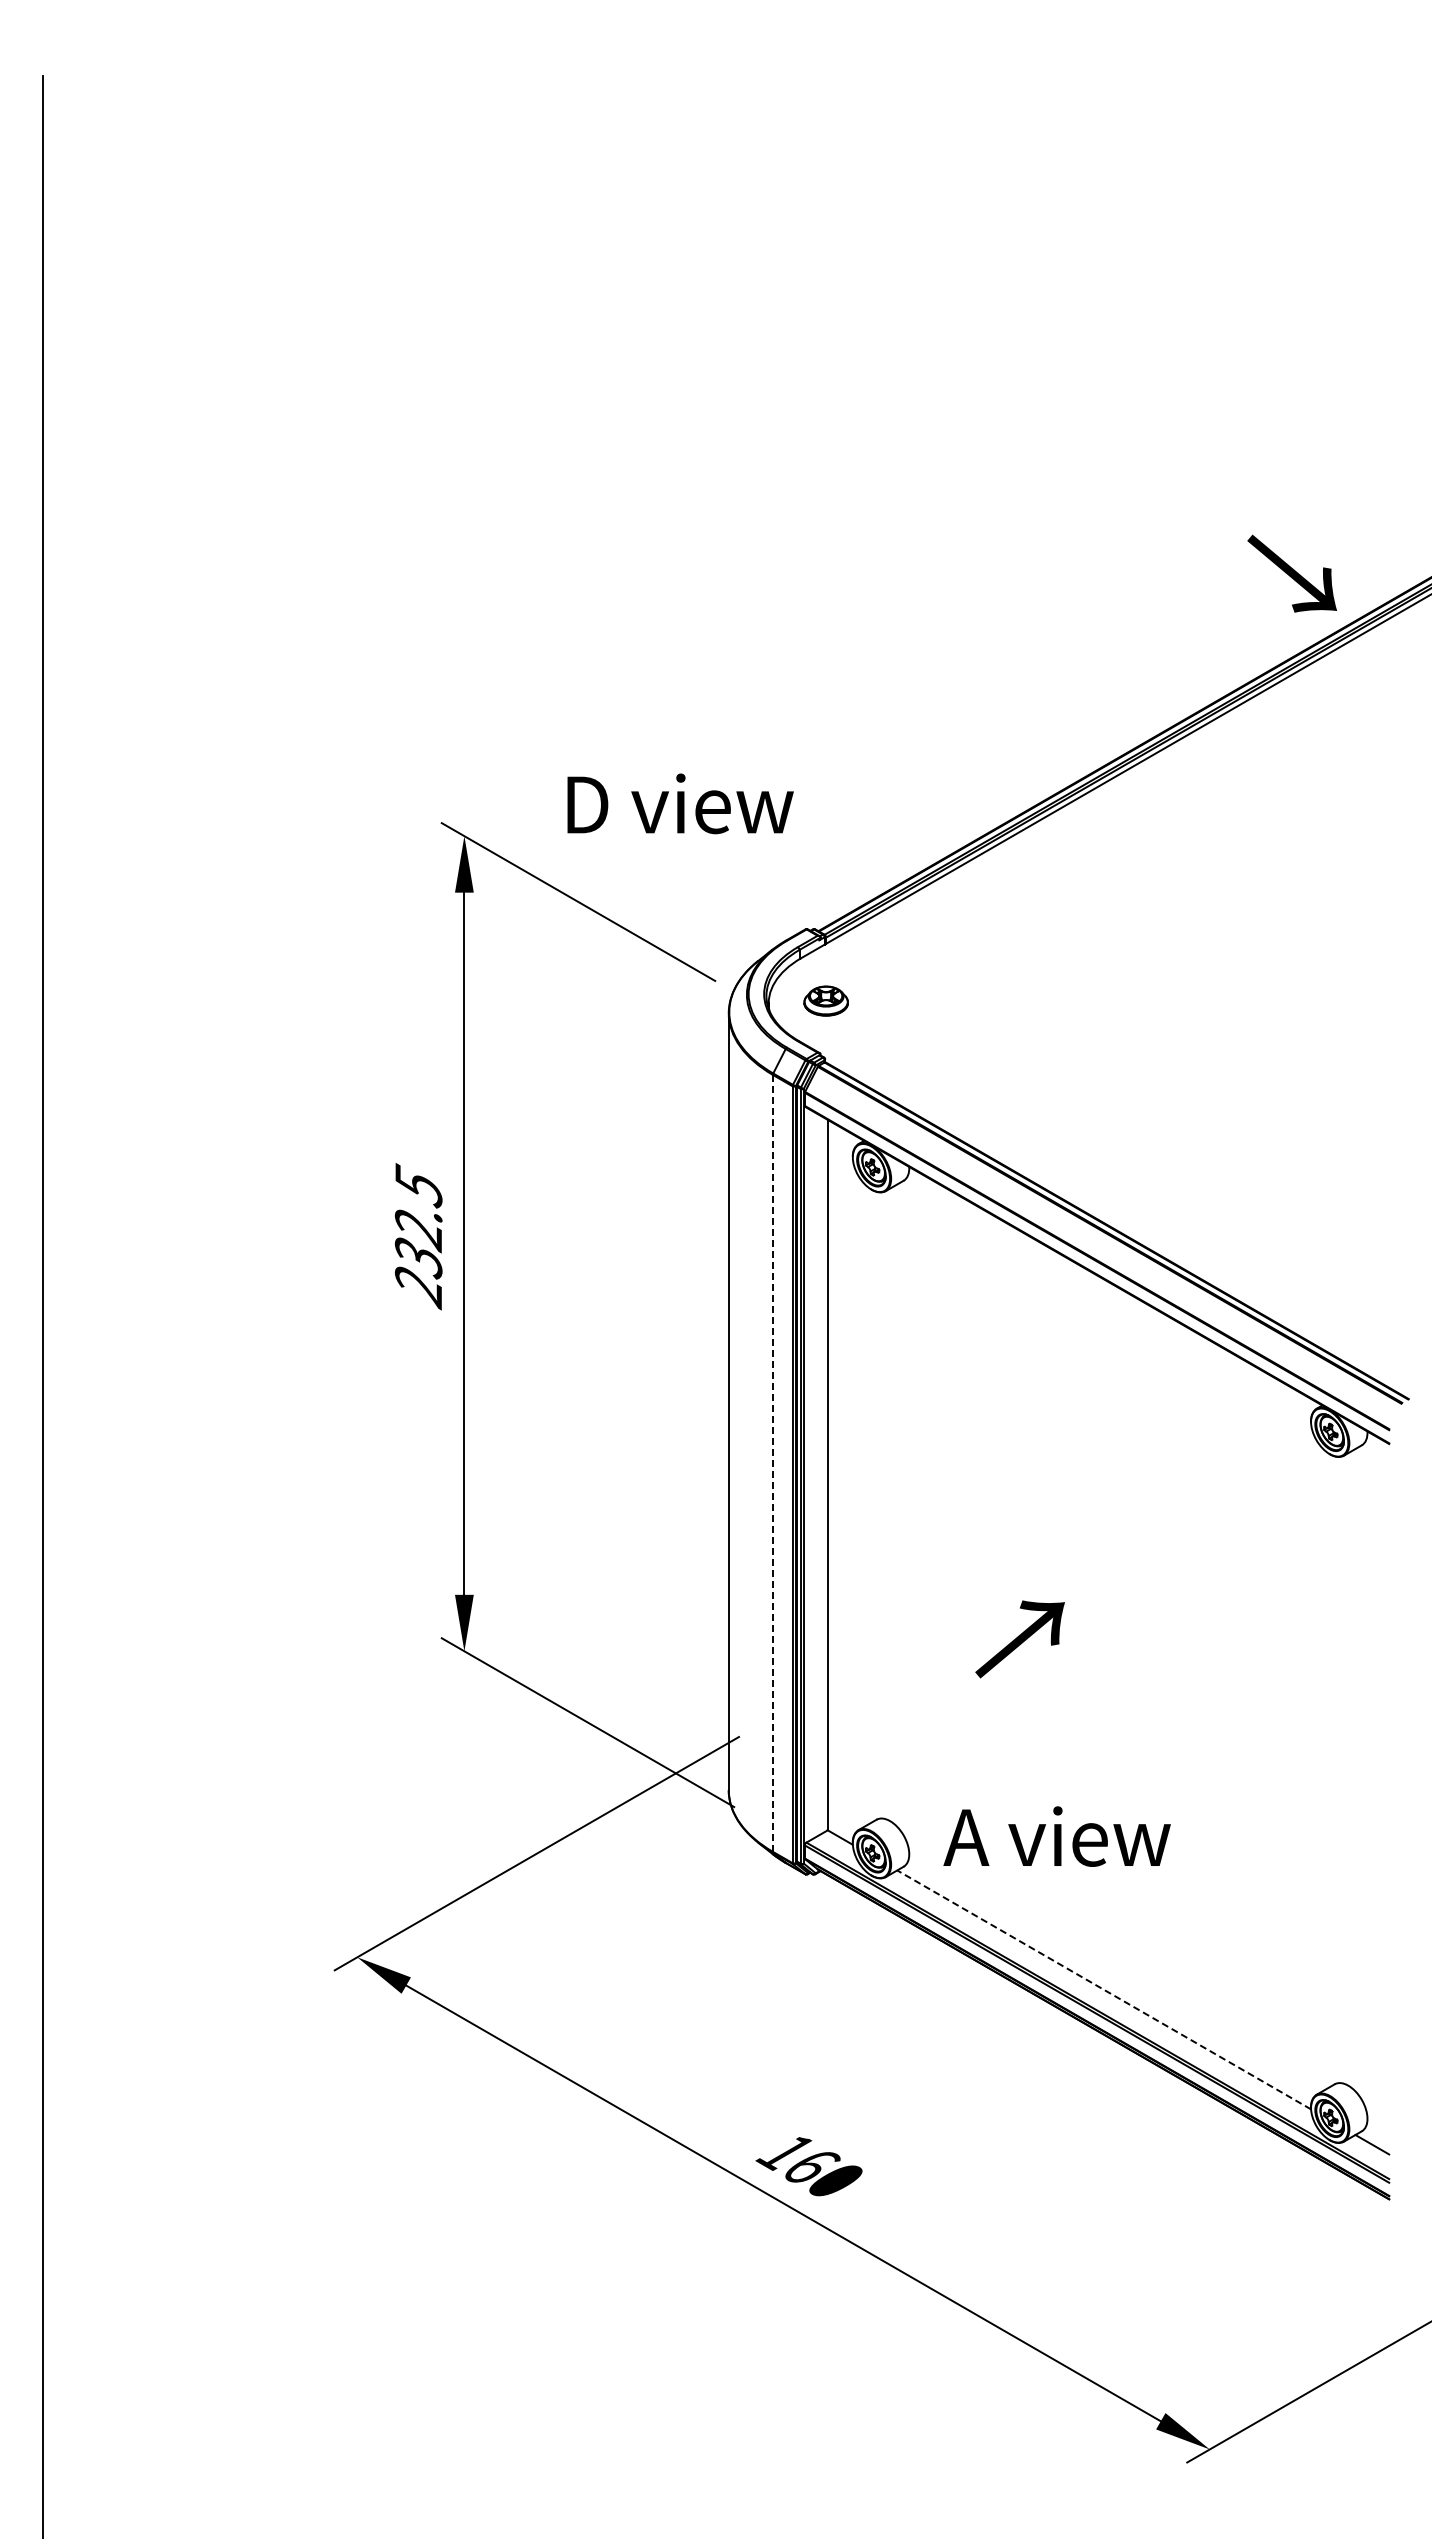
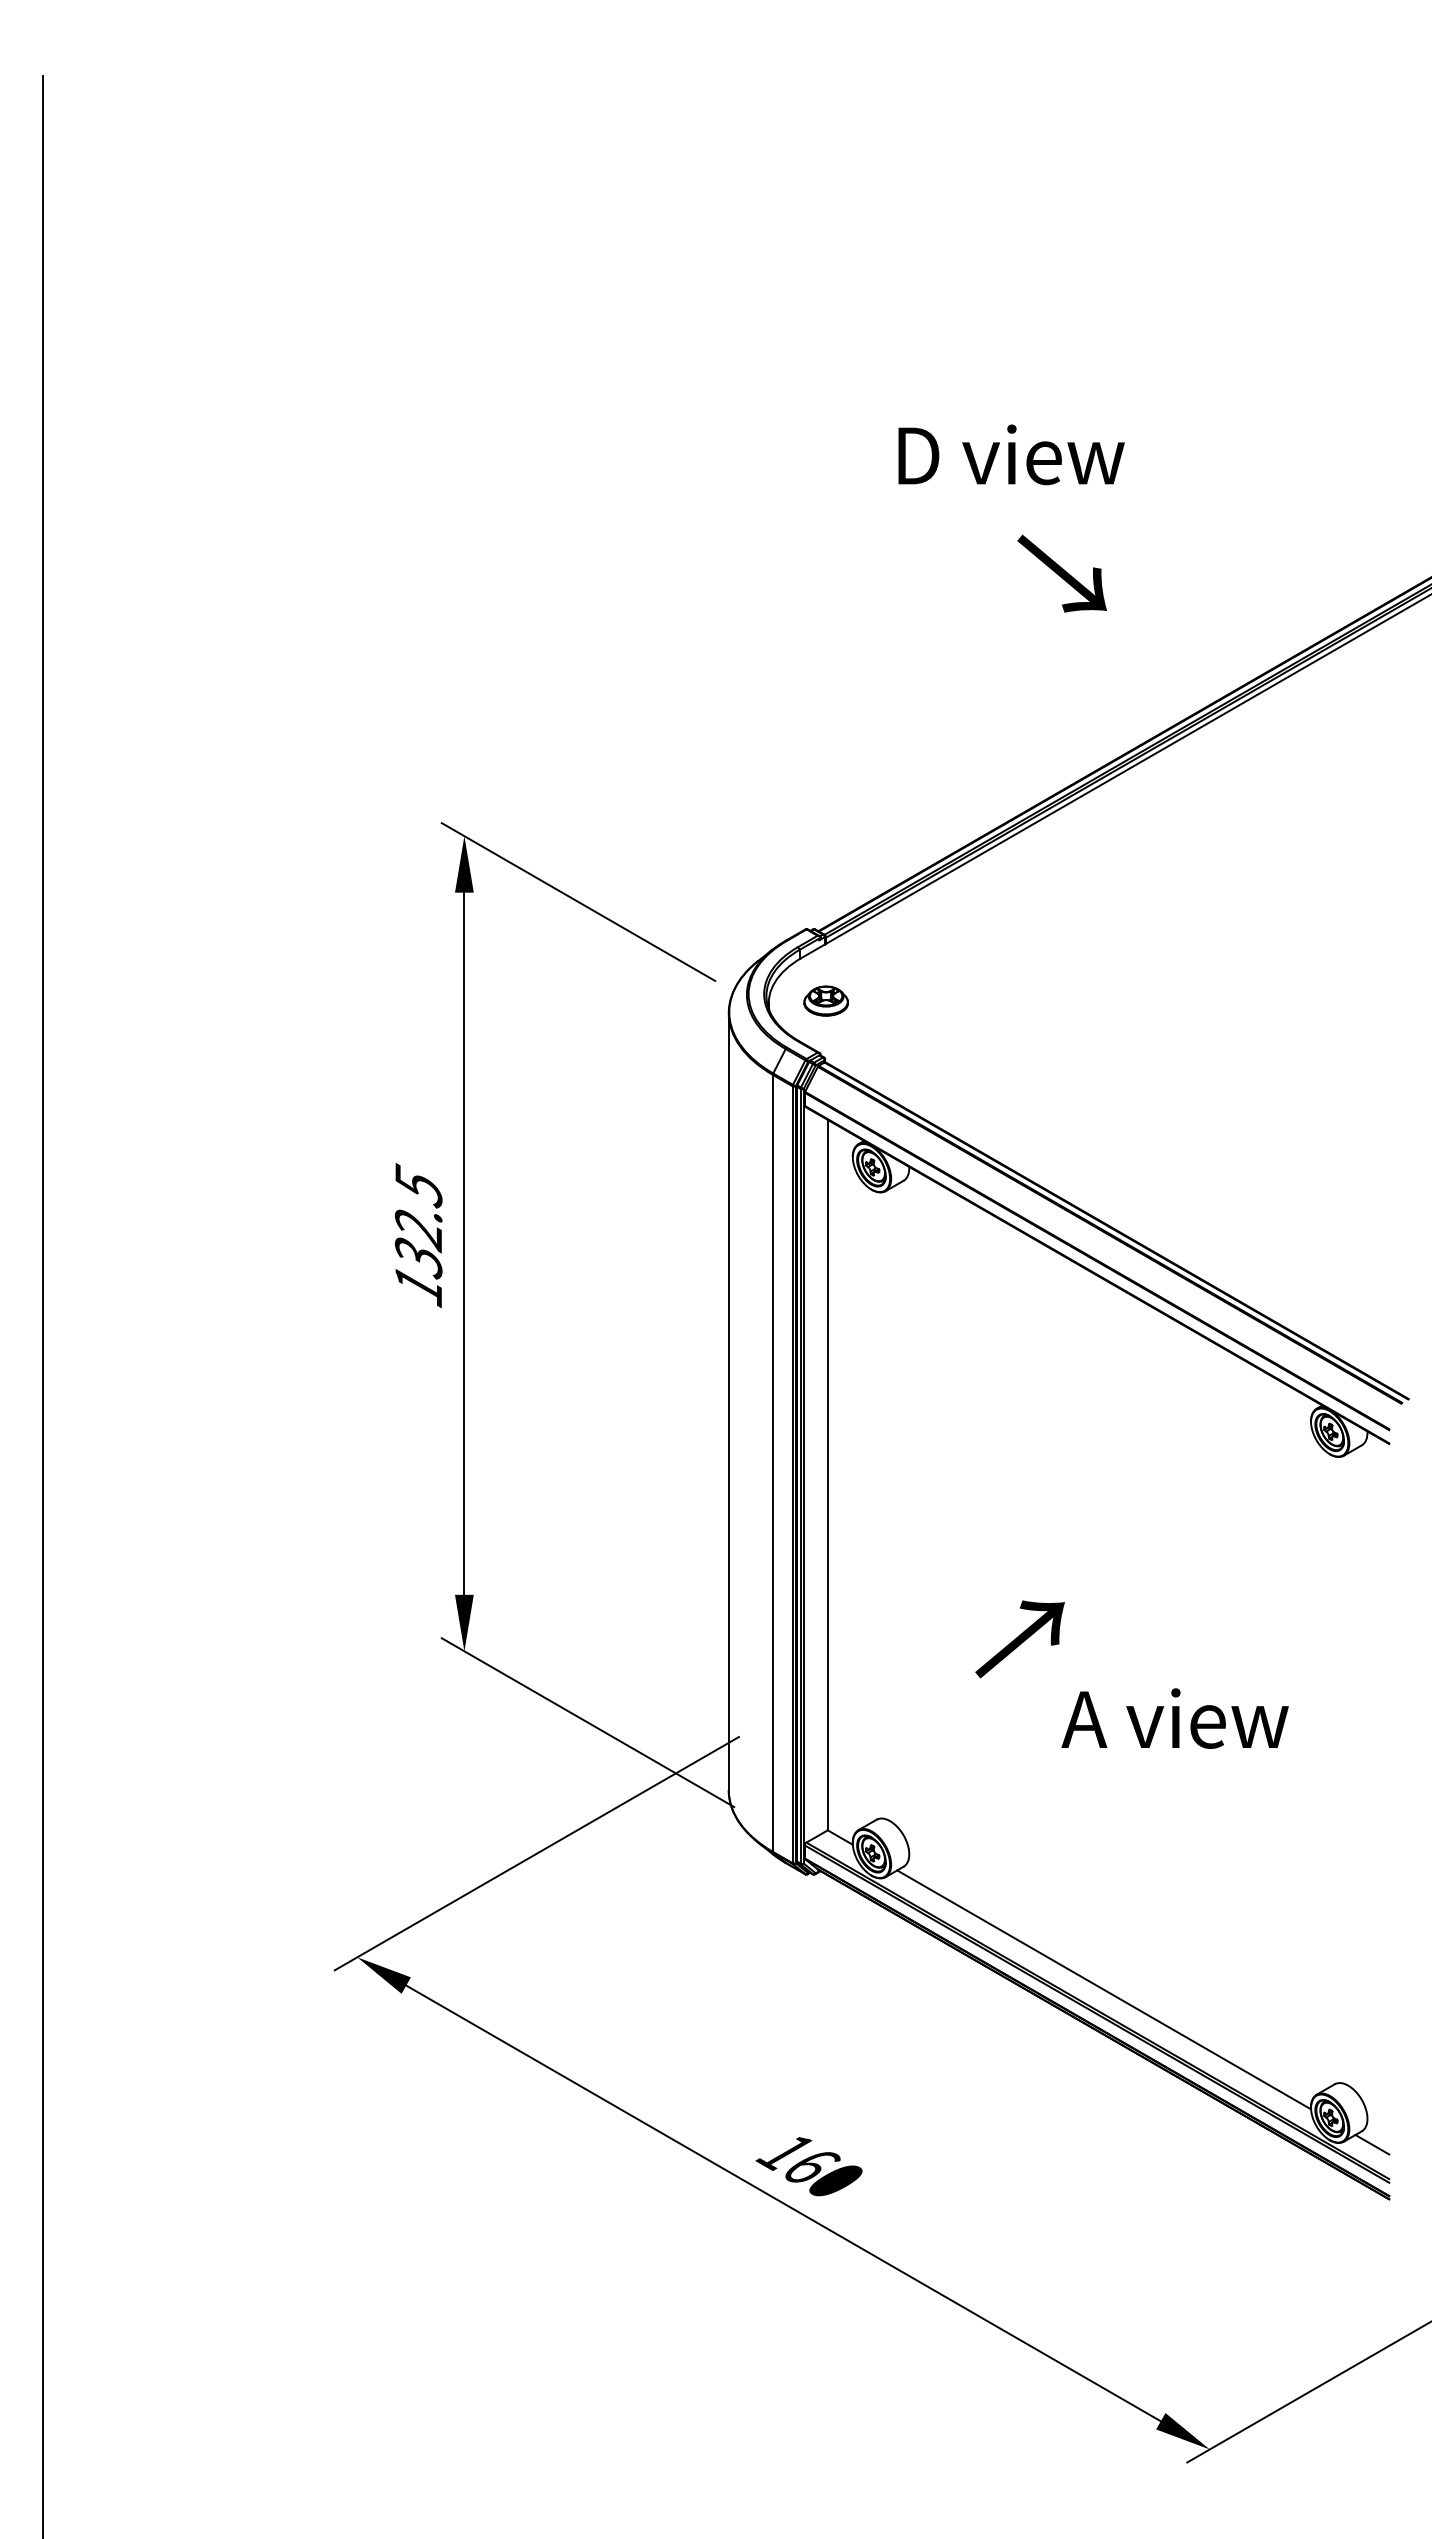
text position: (1291, 573) -> (1061, 573) (1061, 573)
text position: (680, 803) -> (1011, 454) (1011, 454)
text: 232.5 -> 132.5 (417, 1288)
line: dashed -> solid (772, 1462)
text position: (1056, 1836) -> (1174, 1718) (1174, 1718)
line: dashed -> solid (1104, 1989)
